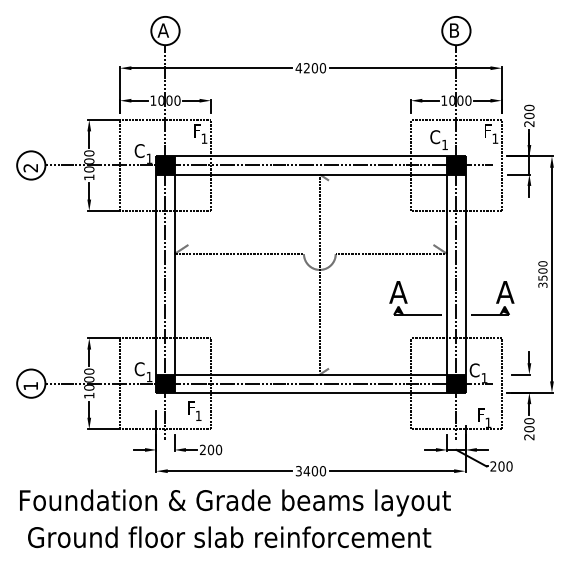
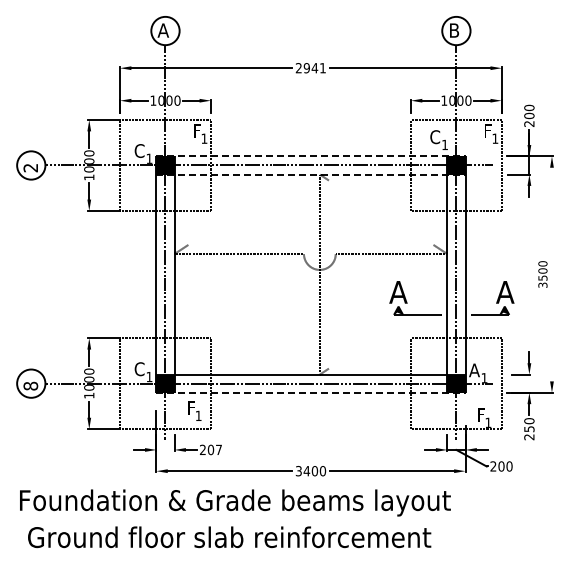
text: 4200 -> 2941 (310, 68)
line: solid -> dashed (310, 156)
line: solid -> dashed (310, 174)
line: present -> none (551, 274)
text: C -> A (474, 370)
text: 1 -> 8 (30, 385)
line: solid -> dashed (310, 392)
text: 200 -> 250 (529, 429)
text: 200 -> 207 (218, 449)
